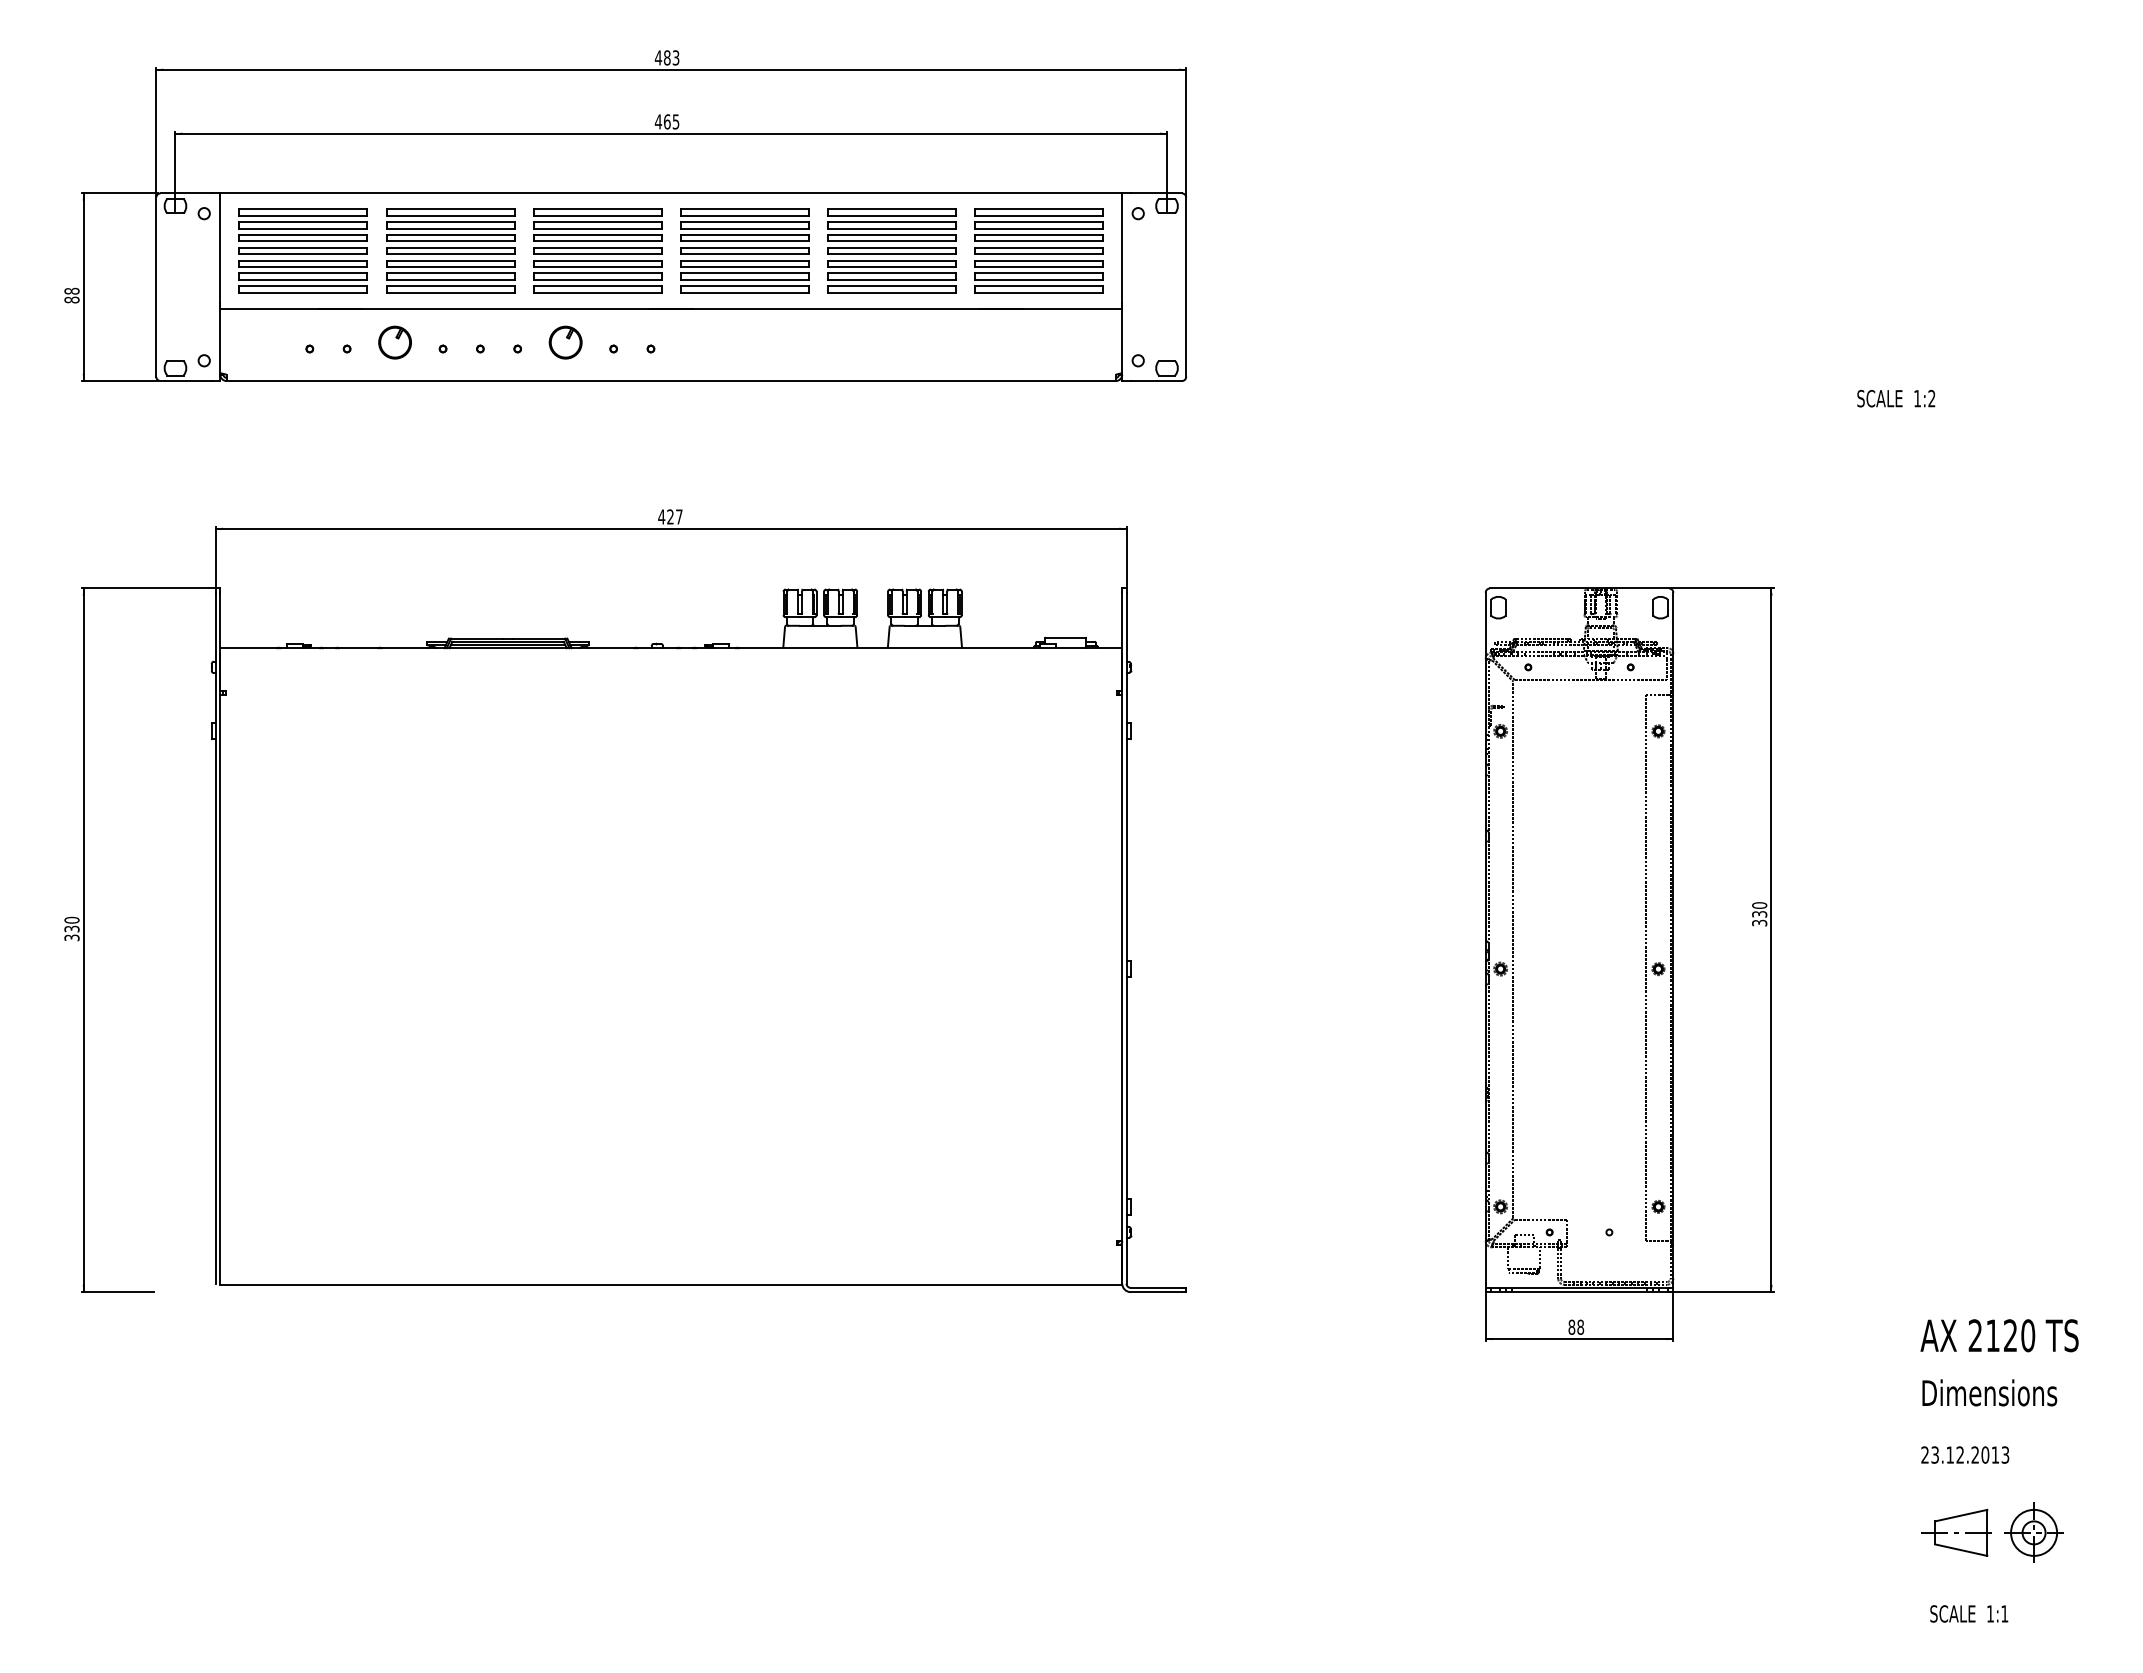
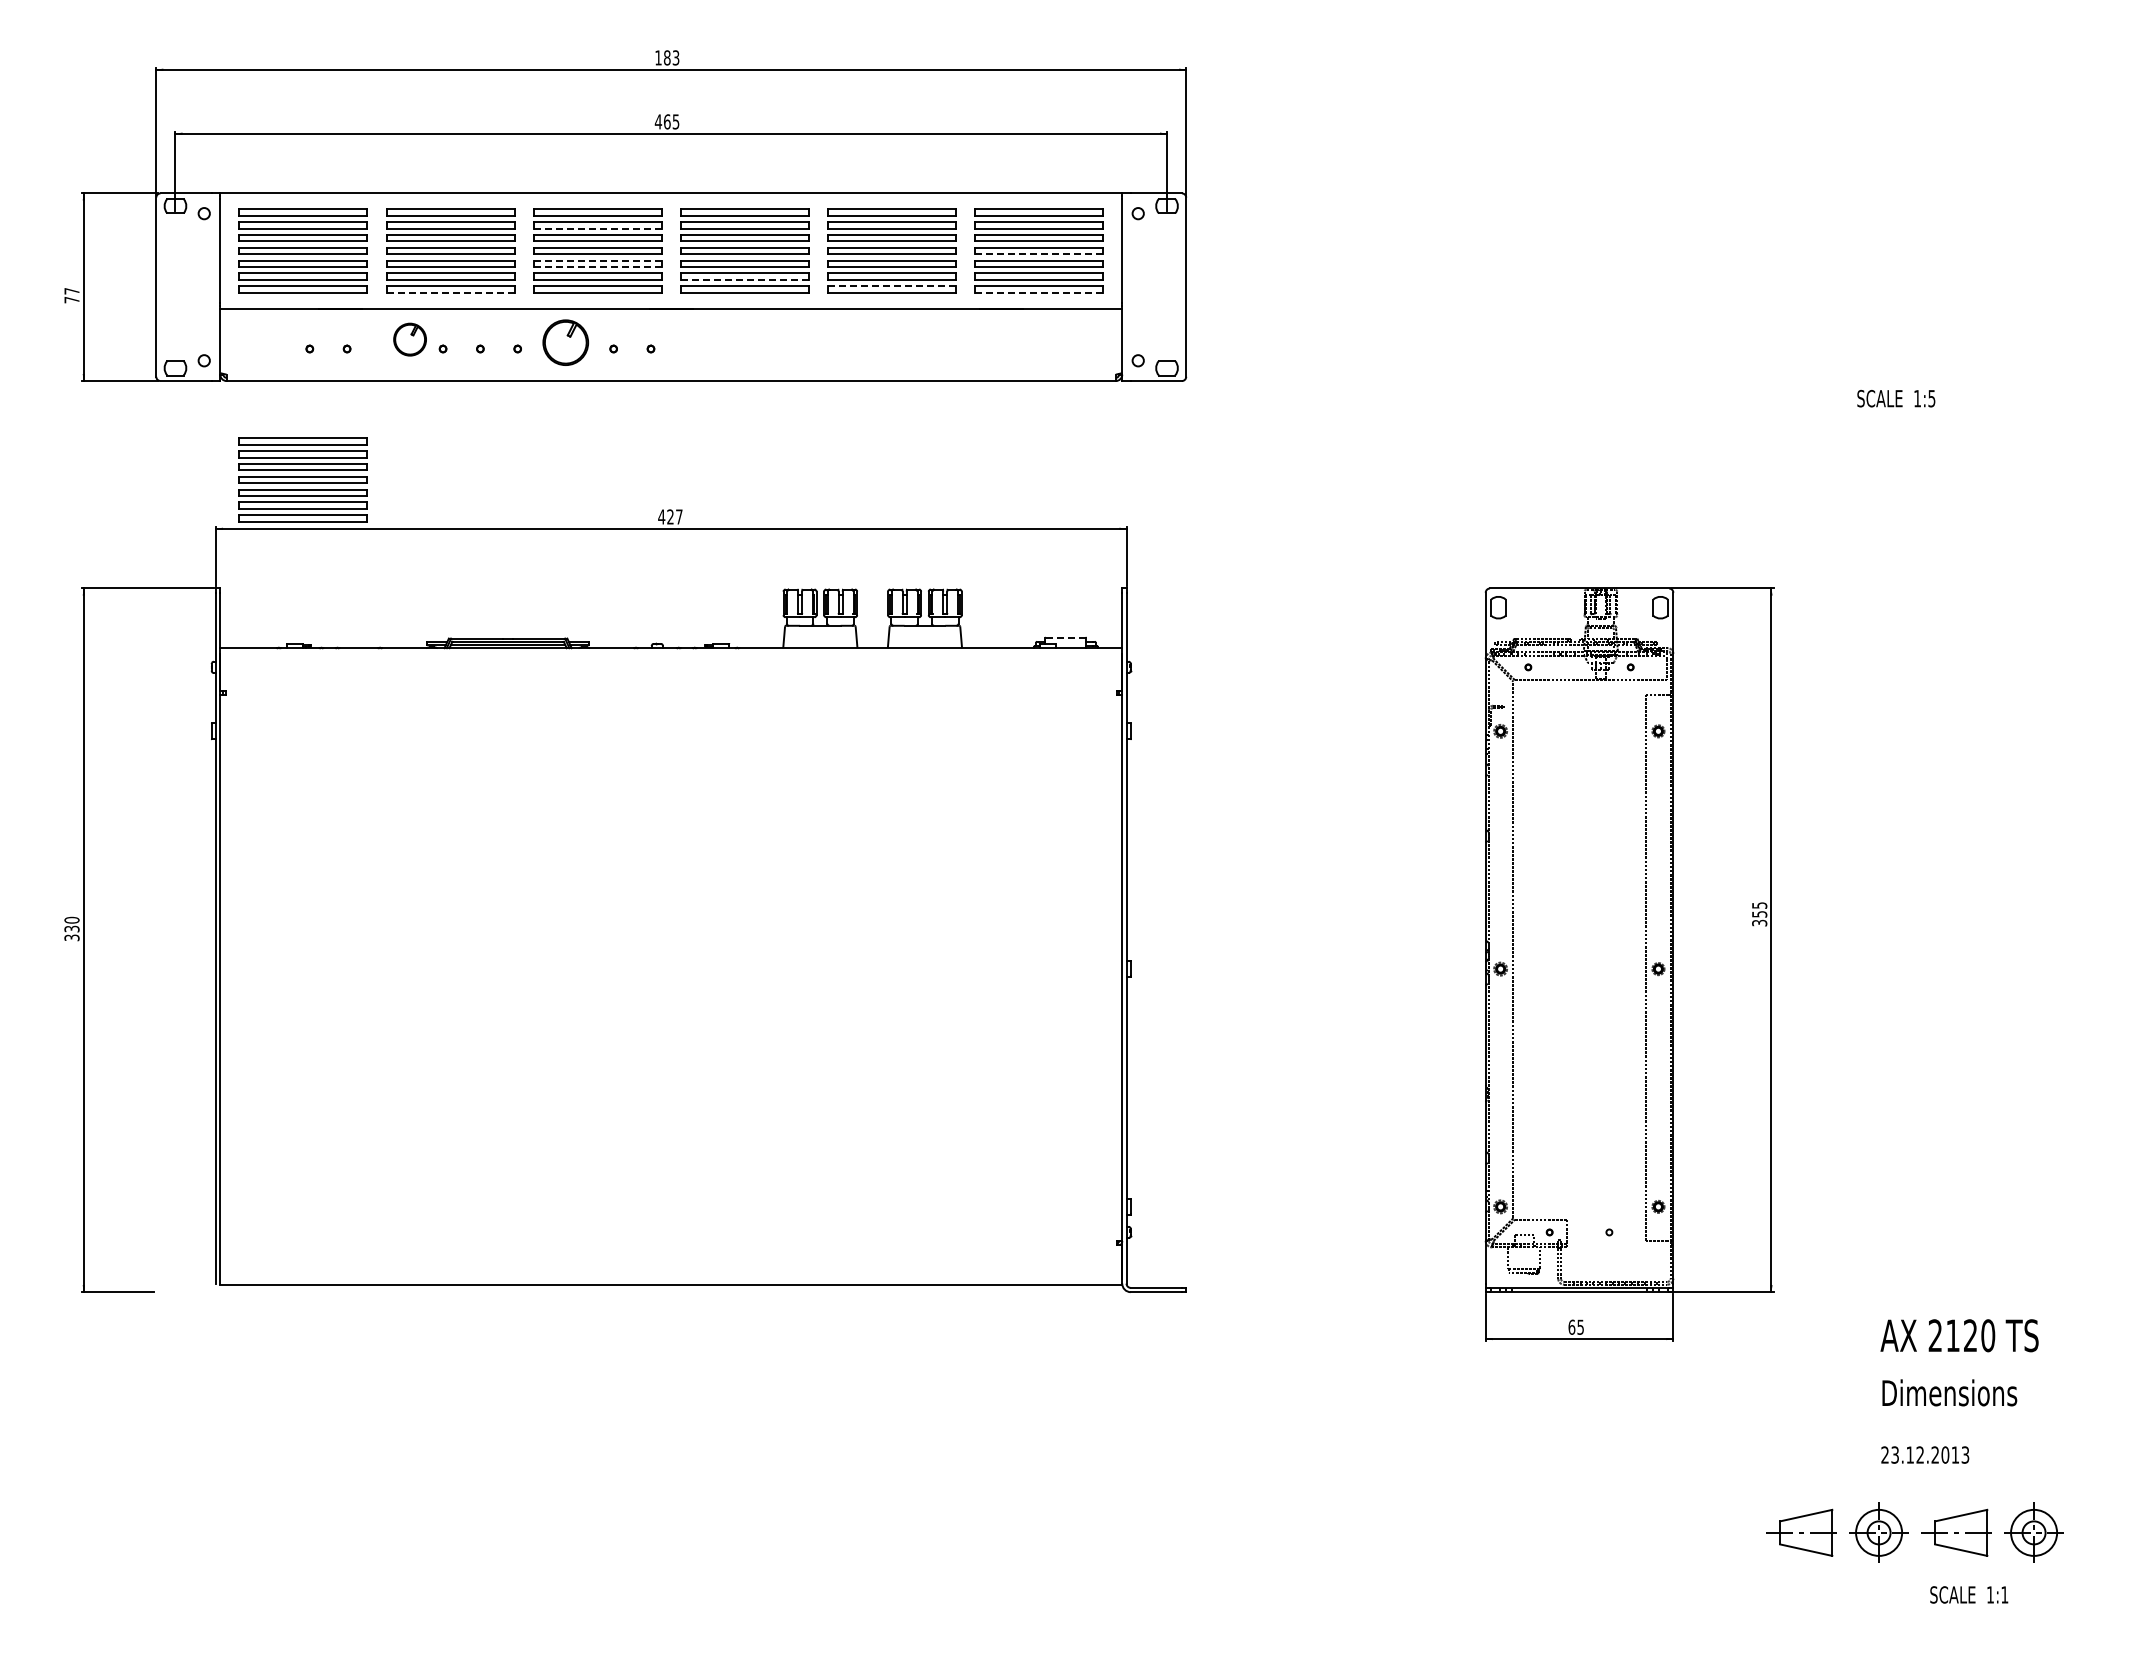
text: 483 -> 183 (658, 57)
line: solid -> dashed (597, 228)
line: solid -> dashed (1039, 254)
line: solid -> dashed (597, 260)
line: solid -> dashed (597, 266)
line: solid -> dashed (744, 279)
line: solid -> dashed (891, 286)
line: solid -> dashed (450, 292)
line: solid -> dashed (1039, 292)
text: 88 -> 77 (71, 295)
part position: (394, 342) -> (409, 339) (409, 339)
part size: 35x35 px -> 48x47 px (565, 342)
text: 1:2 -> 1:5 (1931, 398)
part: none -> present (302, 479)
line: solid -> dashed (1065, 637)
text: 330 -> 355 (1759, 909)
text: 88 -> 65 (1576, 1326)
text position: (1999, 1391) -> (1959, 1391) (1959, 1391)
part: none -> present (1837, 1532)
text position: (1969, 1613) -> (1969, 1594) (1969, 1594)
